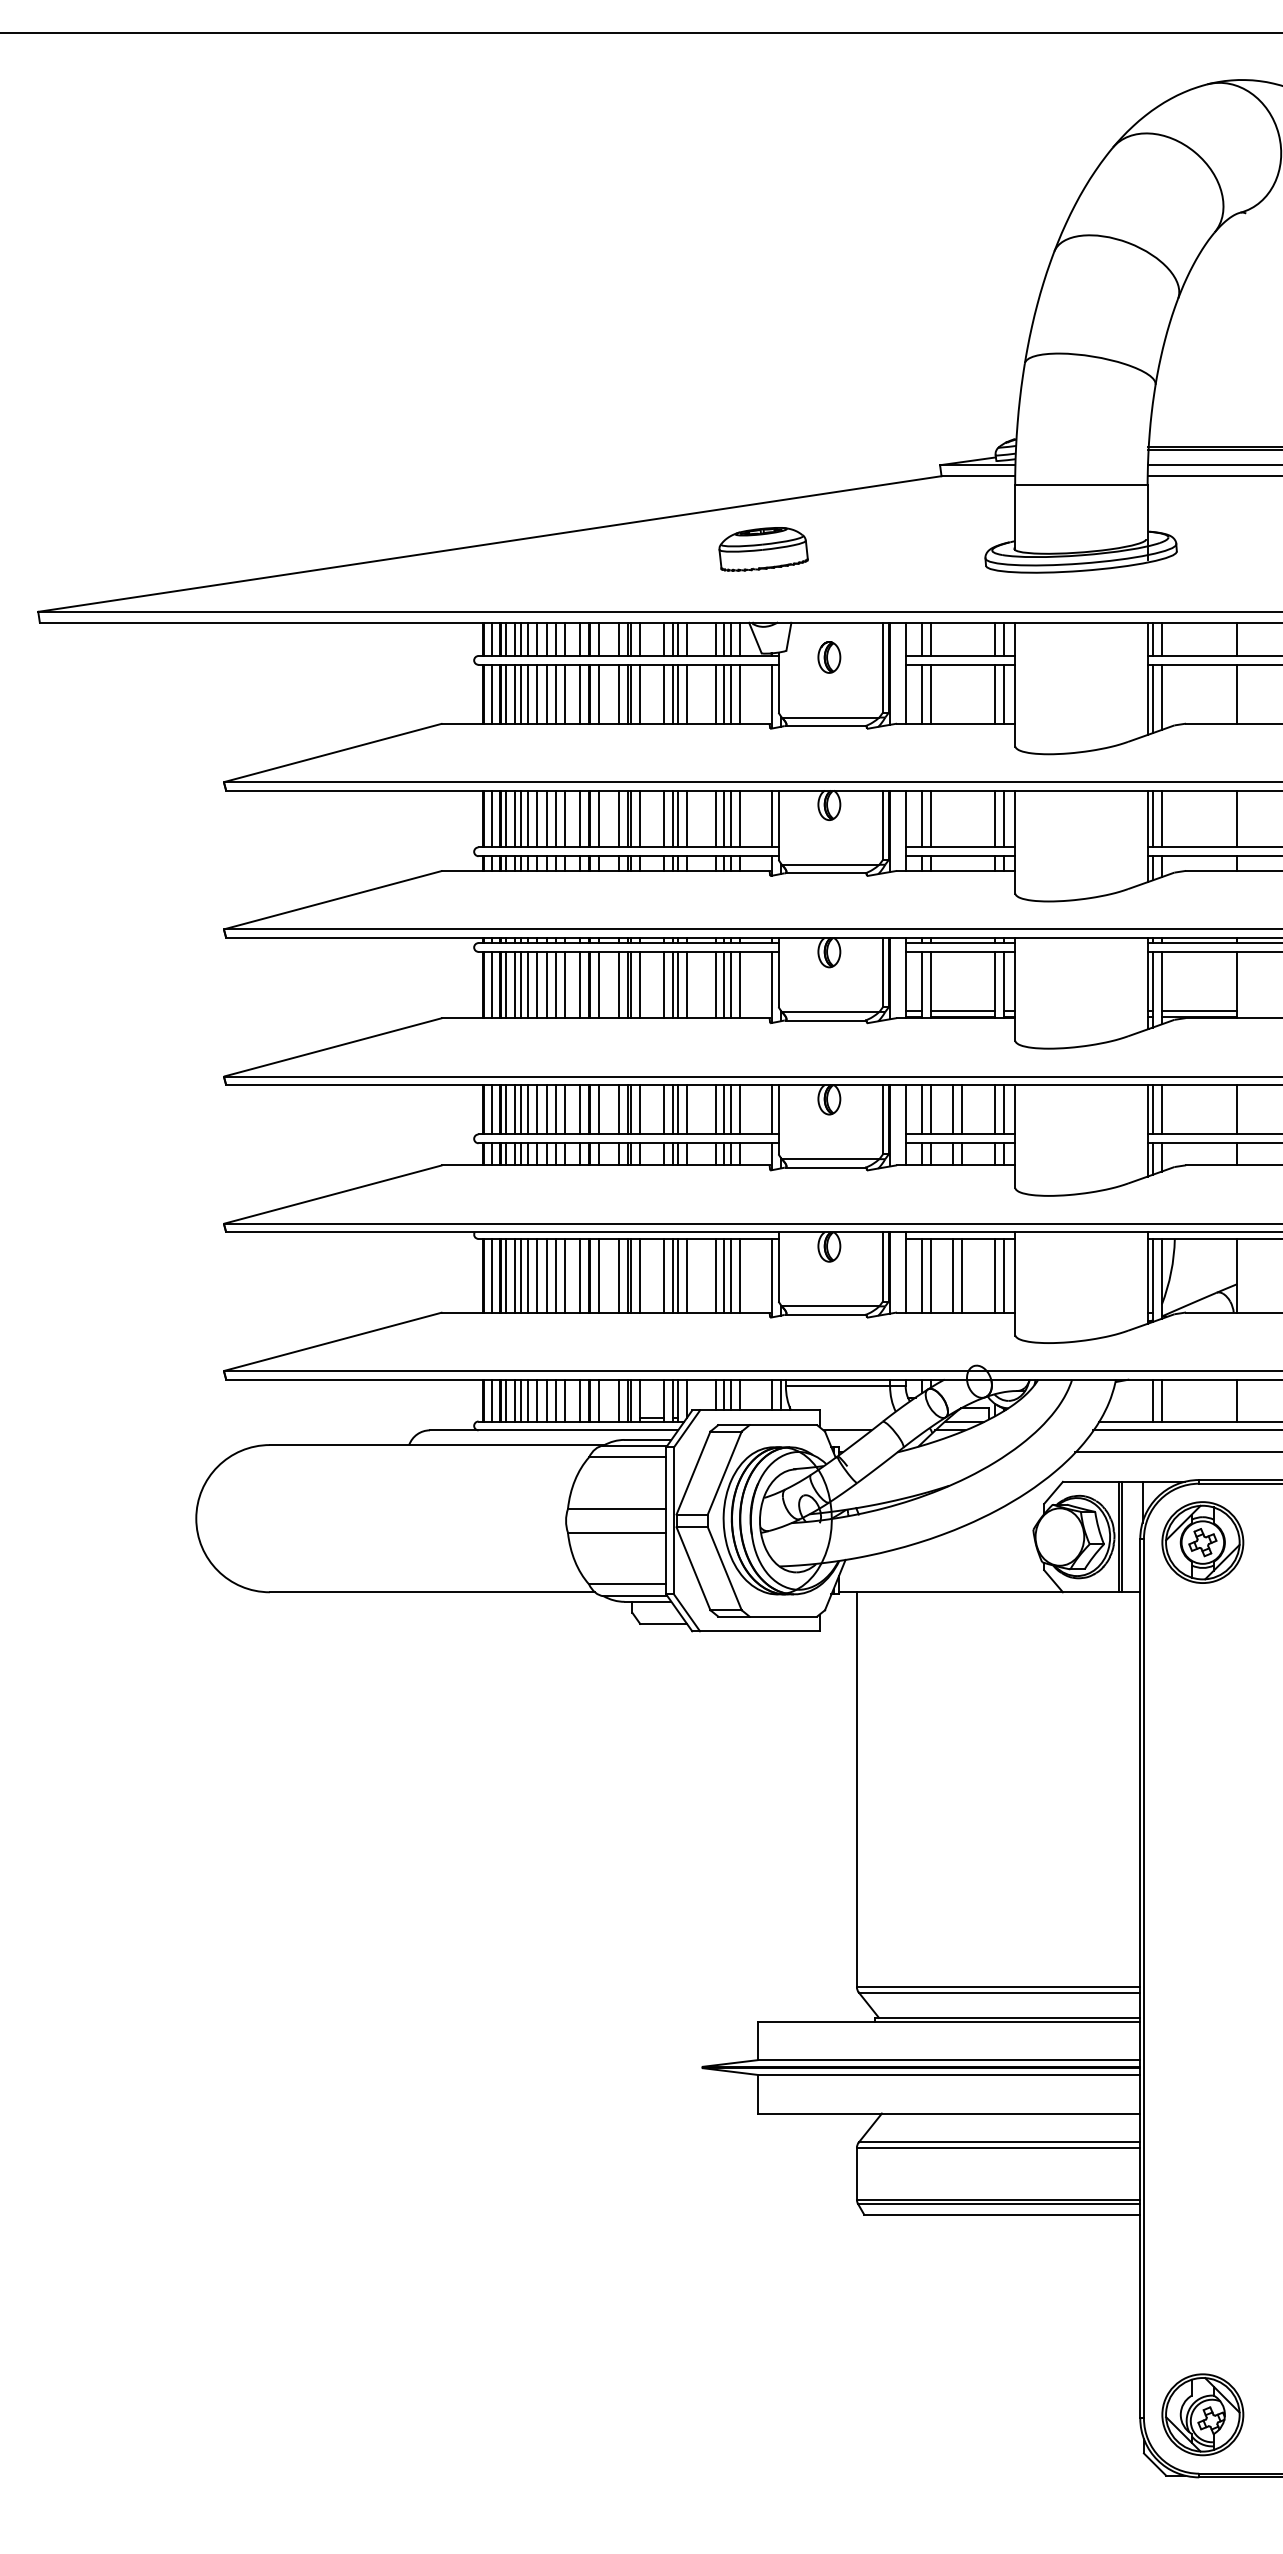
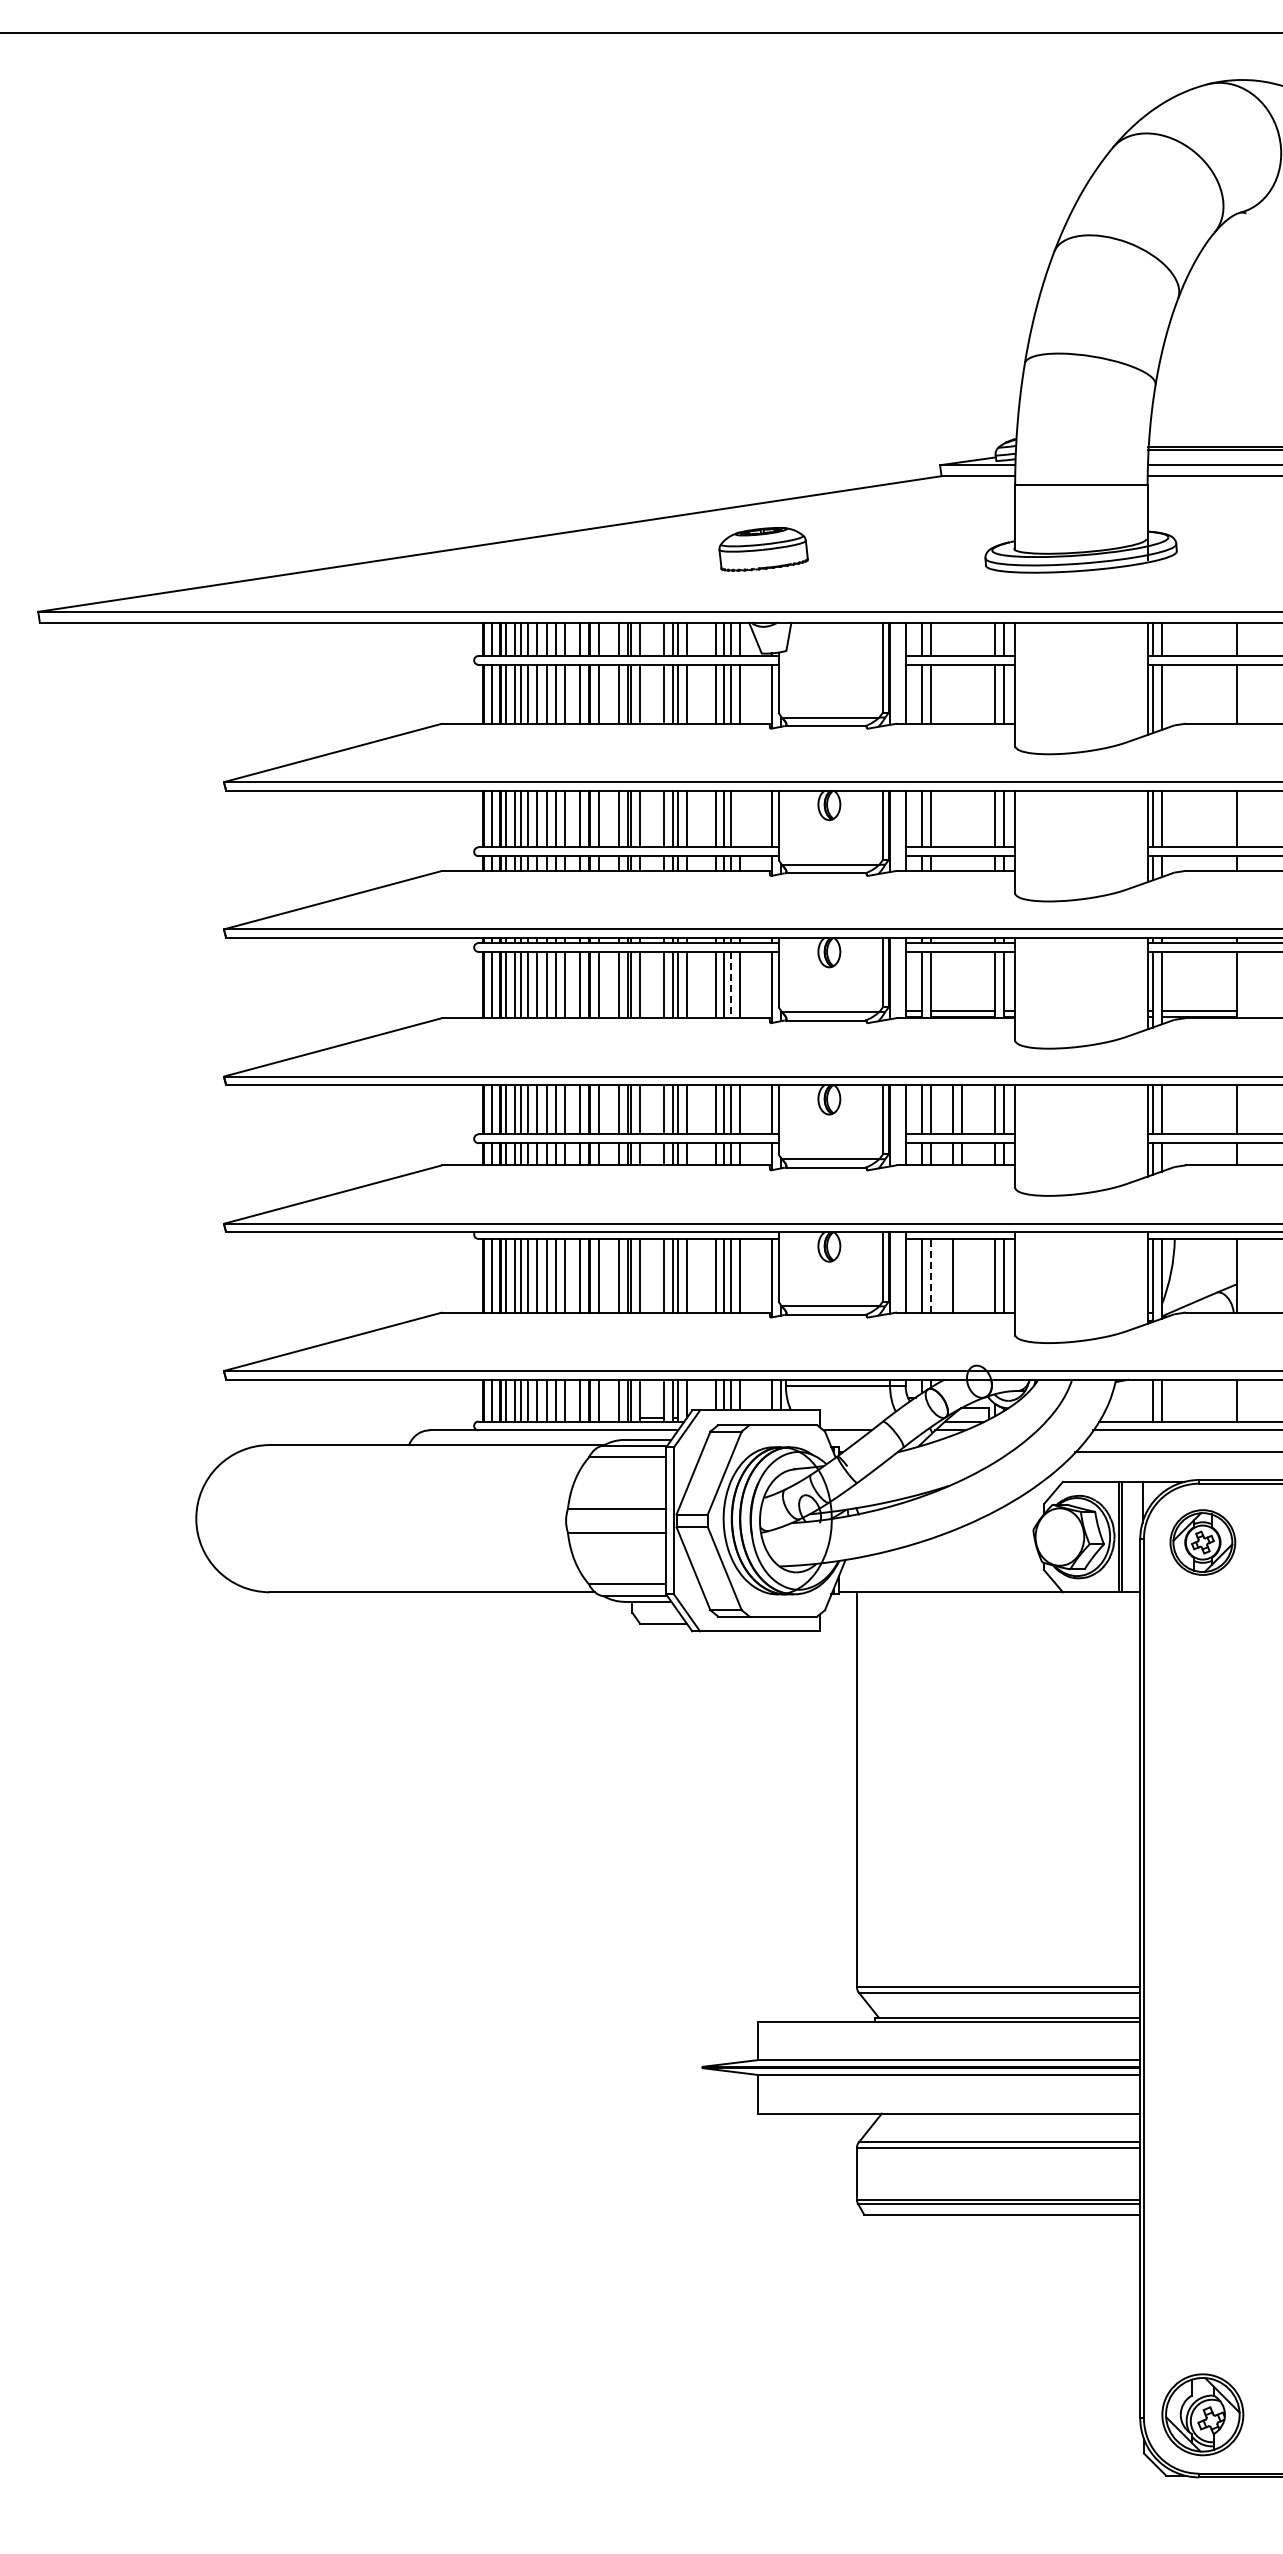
part: present -> none (829, 657)
line: present -> none (740, 818)
line: solid -> dashed (731, 985)
line: solid -> dashed (930, 1275)
line: present -> none (961, 1275)
part size: 84x83 px -> 68x67 px (1202, 1542)
